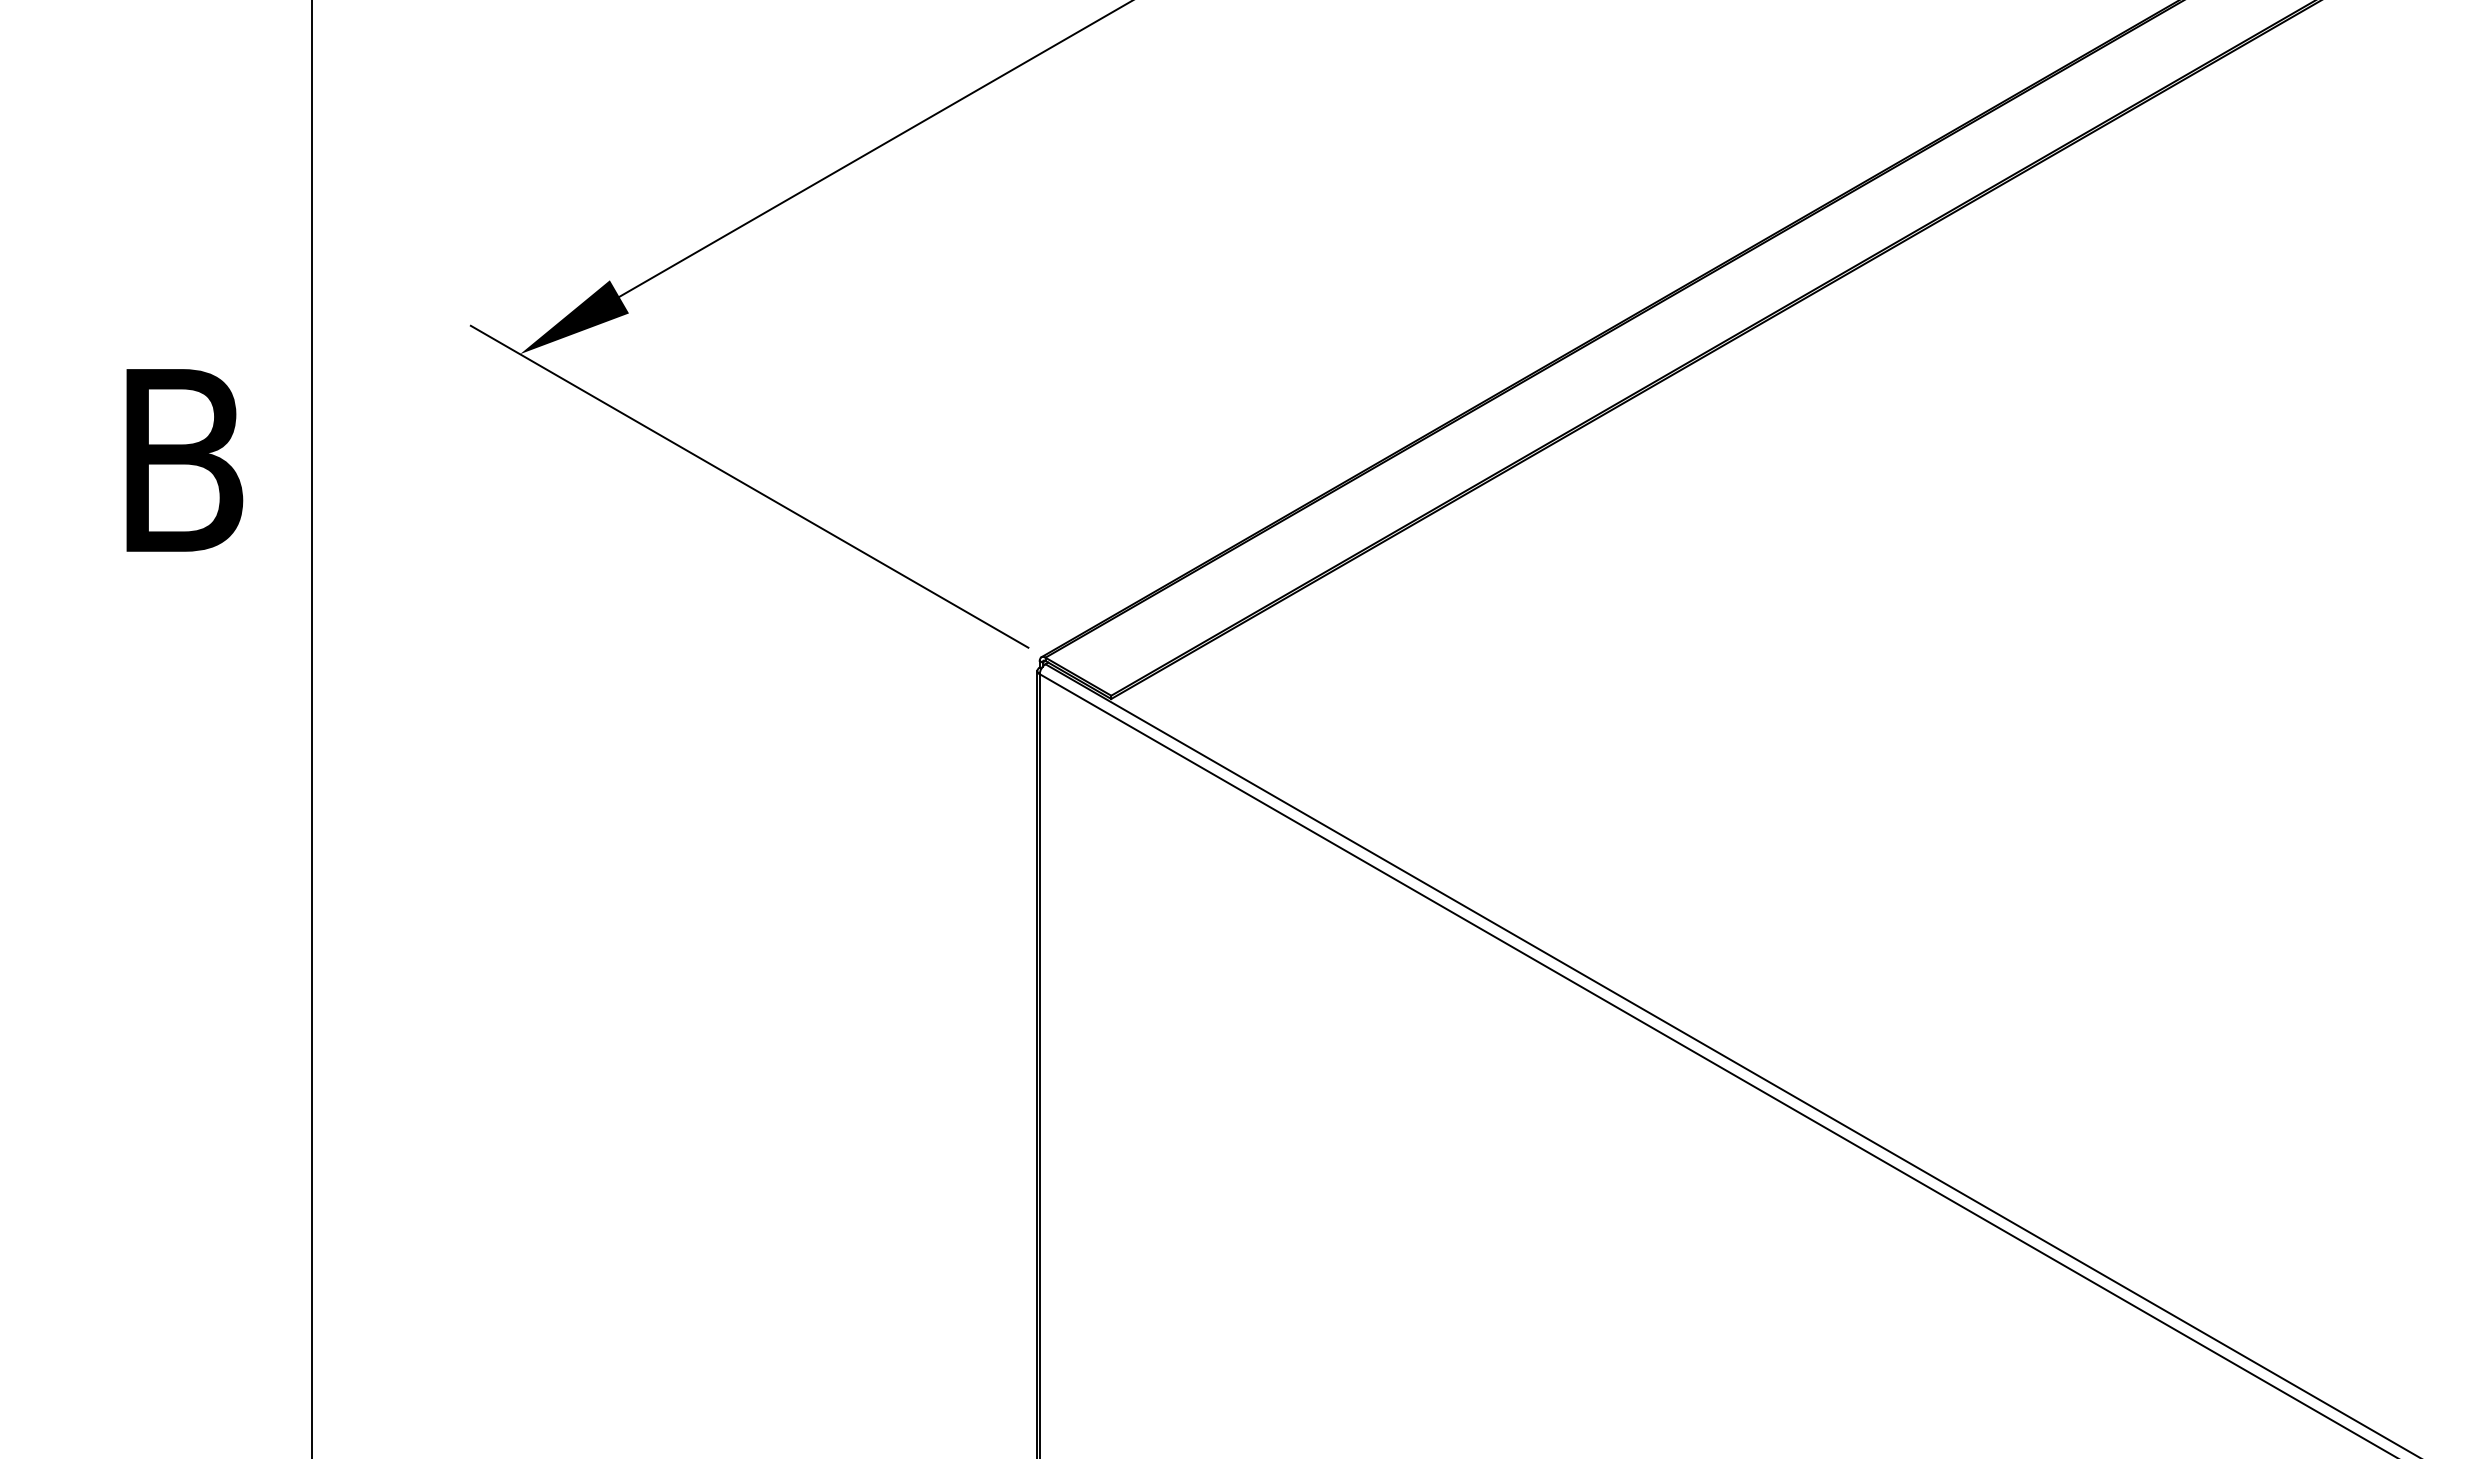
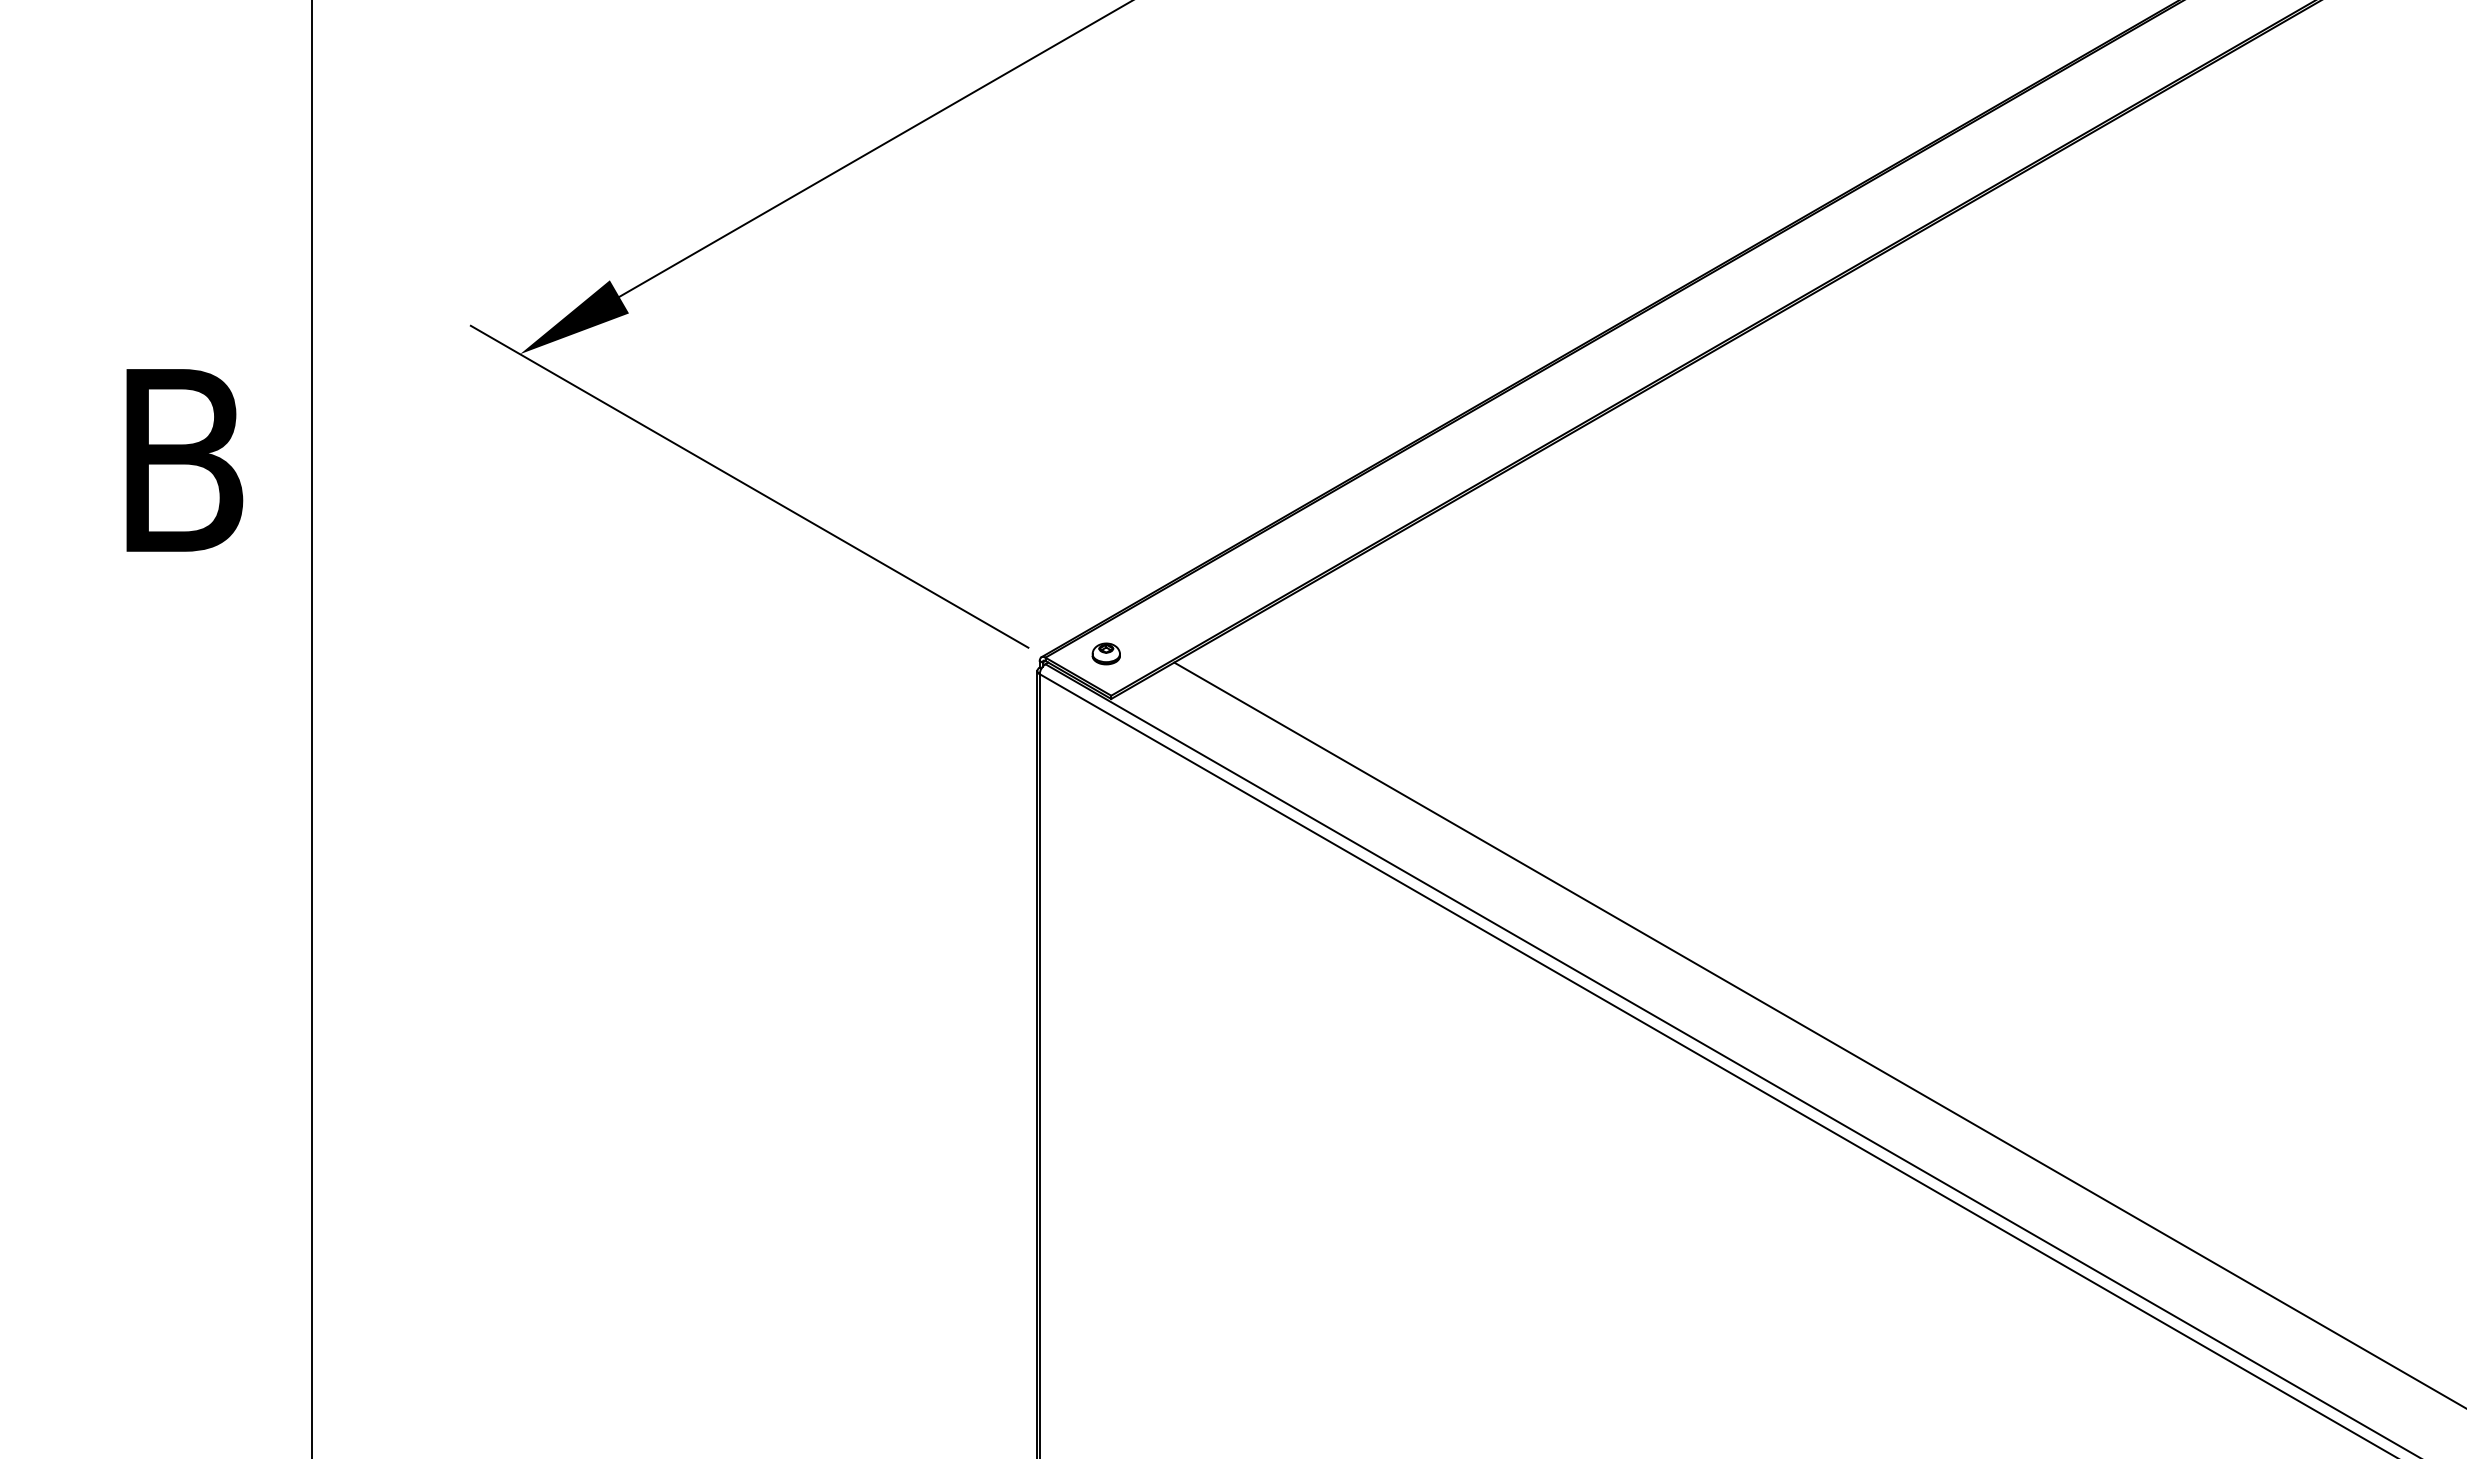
part: none -> present (1105, 653)
line: none -> present (1818, 1034)
